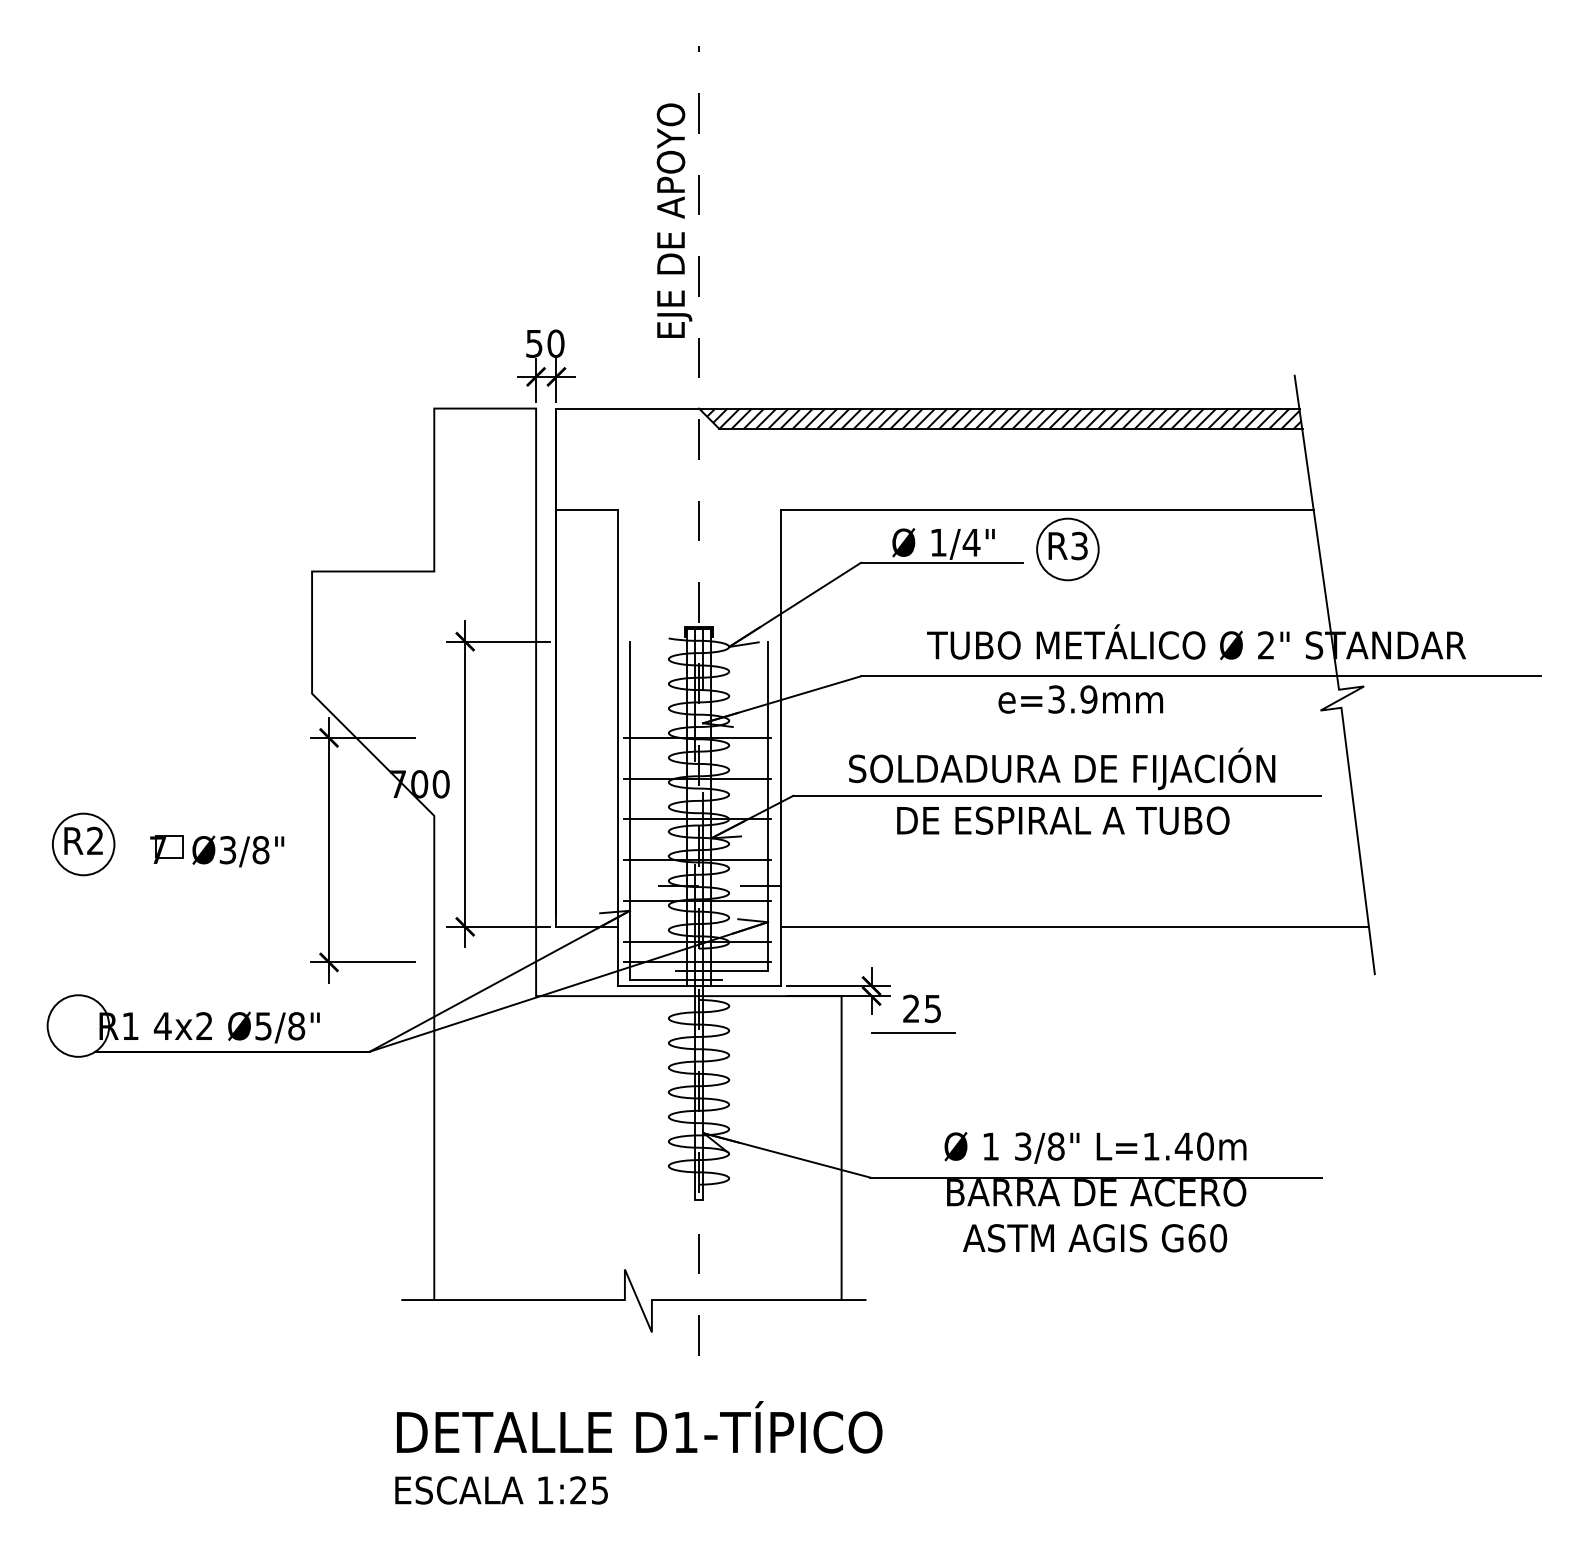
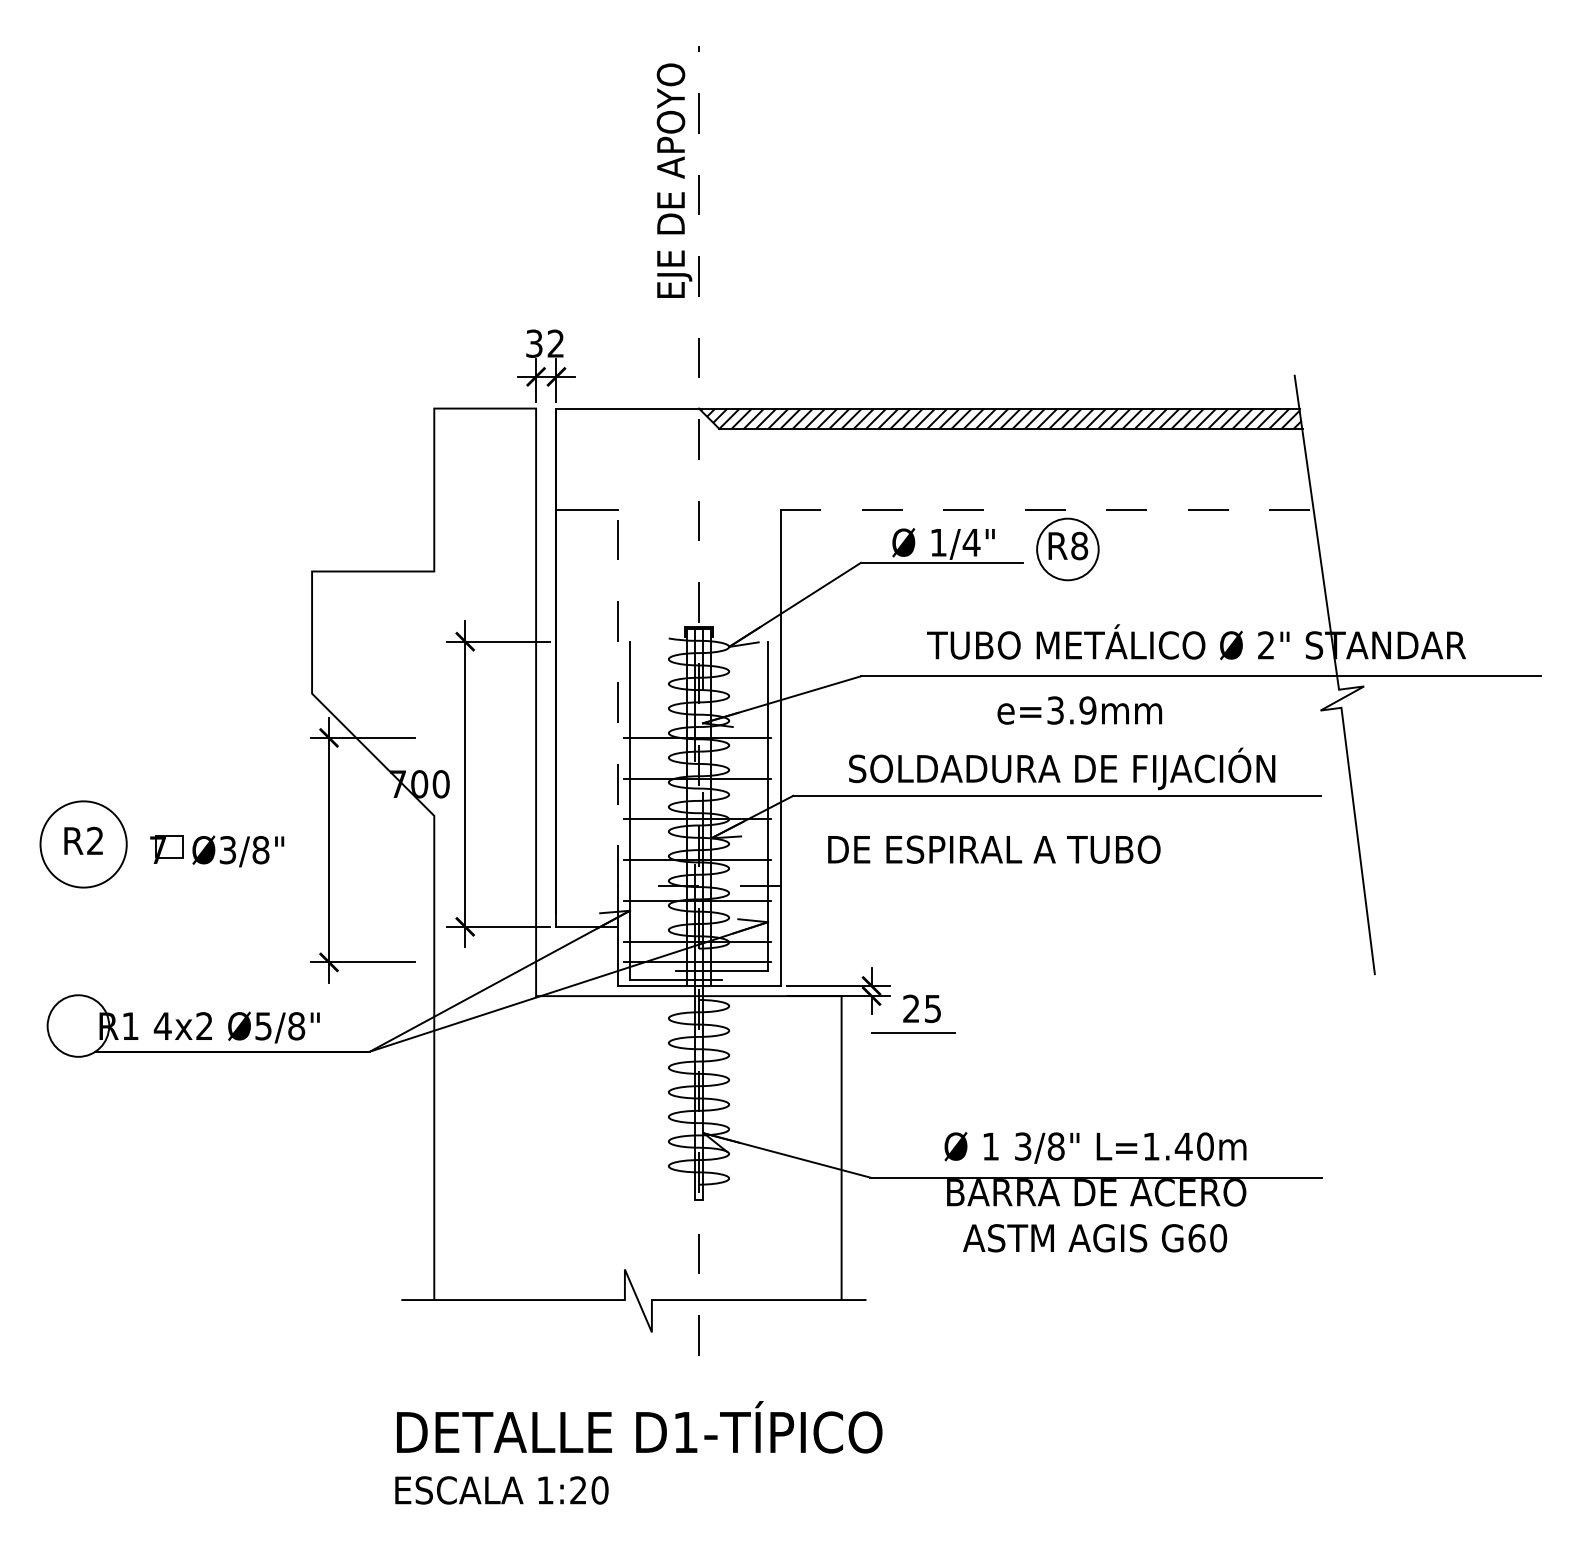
text position: (674, 220) -> (674, 180) (674, 180)
text: 50 -> 32 (545, 343)
line: solid -> dashed (1047, 510)
text: R3 -> R8 (1079, 546)
line: solid -> dashed (617, 698)
text position: (1080, 699) -> (1079, 710) (1079, 710)
text position: (1063, 820) -> (994, 849) (994, 849)
circle diameter: 62 px -> 86 px (83, 844)
line: present -> none (1074, 926)
text: 1:25 -> 1:20 (599, 1490)
